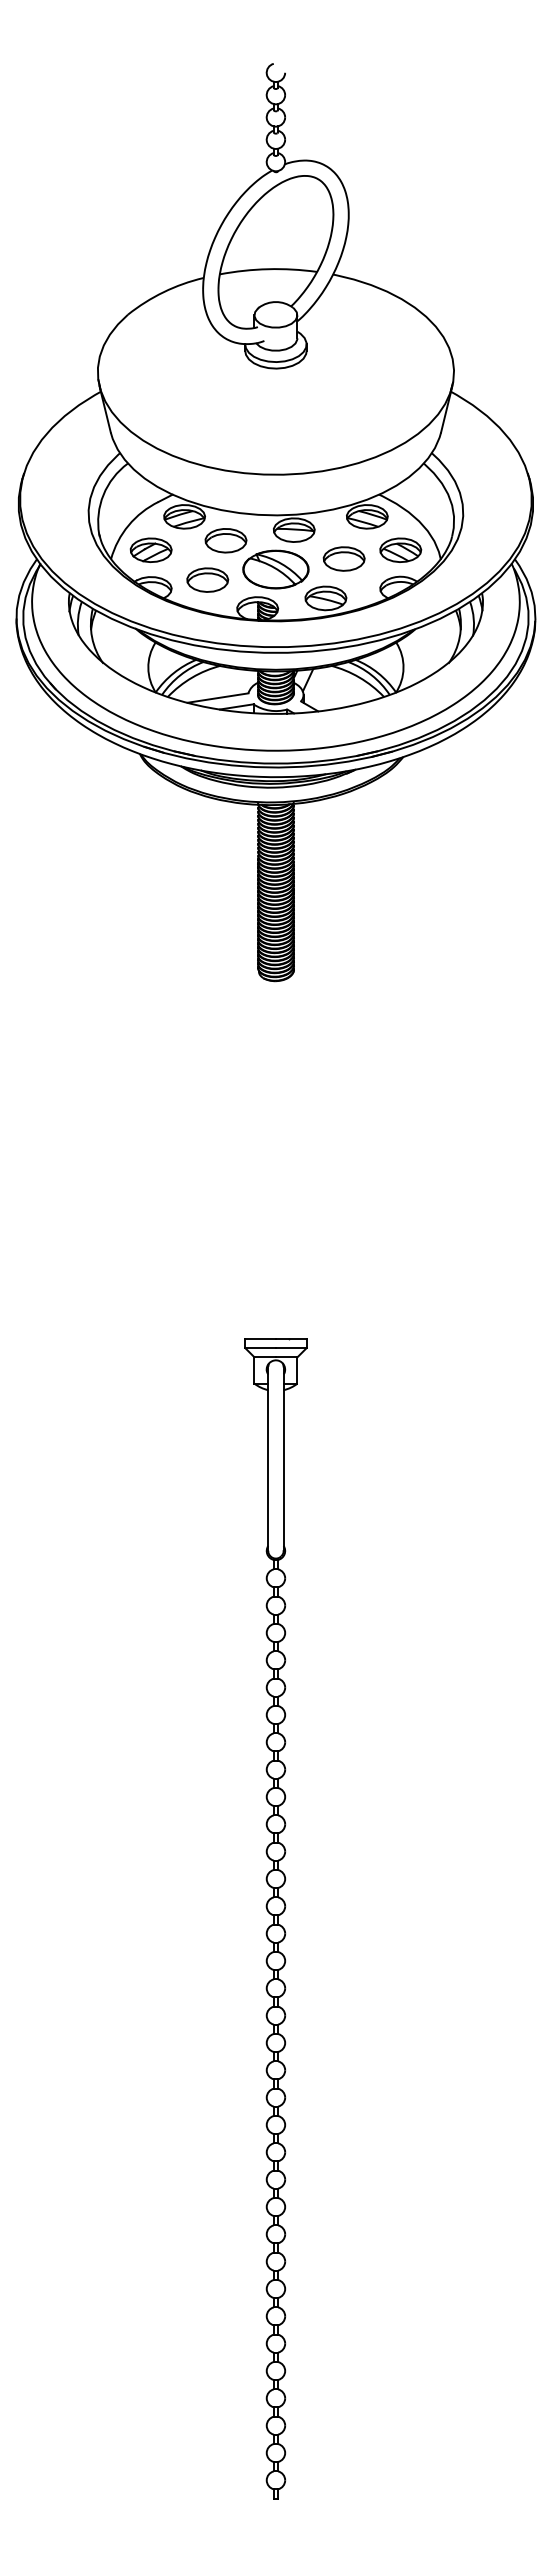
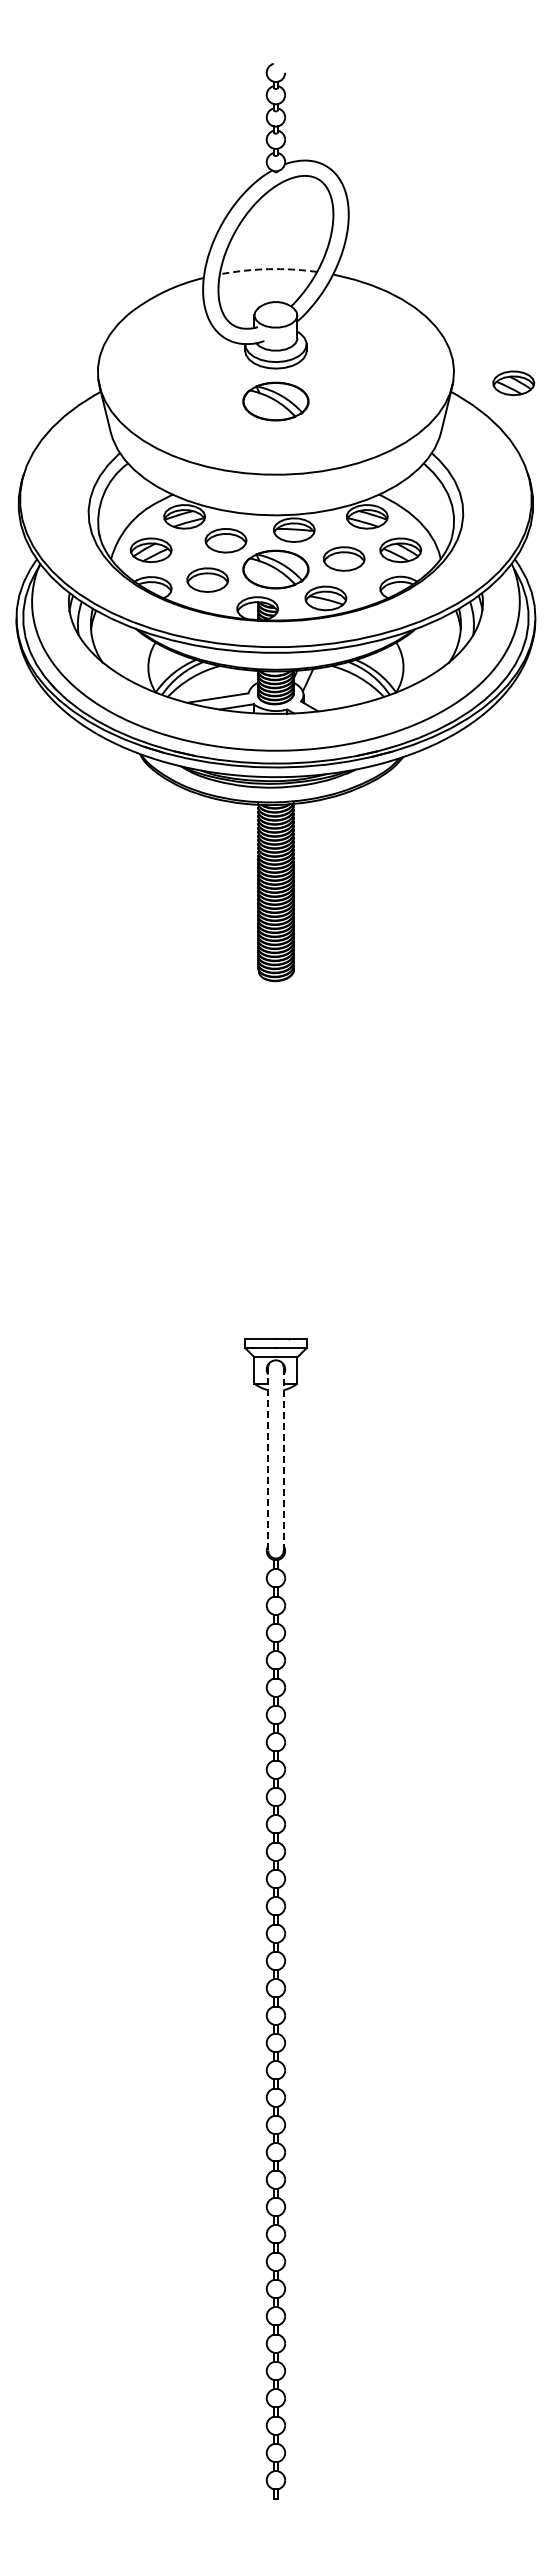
arc: solid -> dashed (268, 269)
part: none -> present (513, 382)
part: none -> present (275, 401)
line: solid -> dashed (283, 1458)
line: solid -> dashed (268, 1459)
